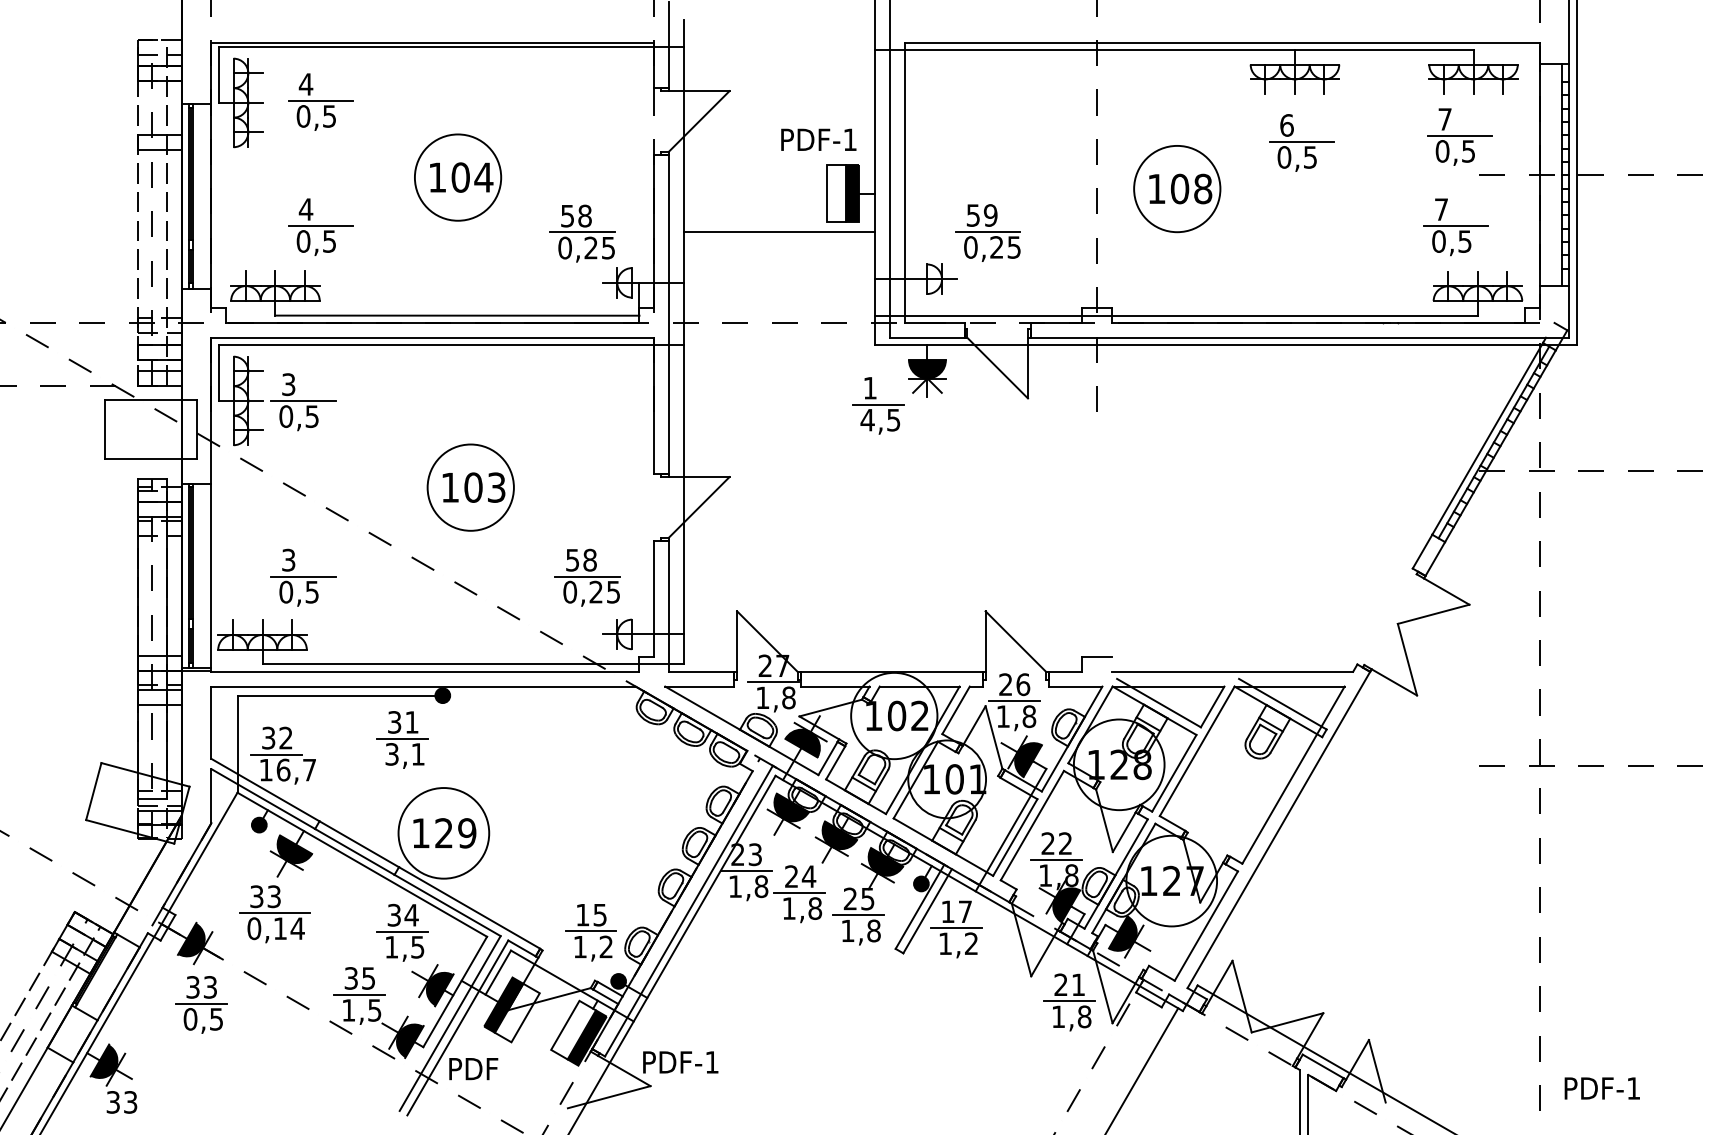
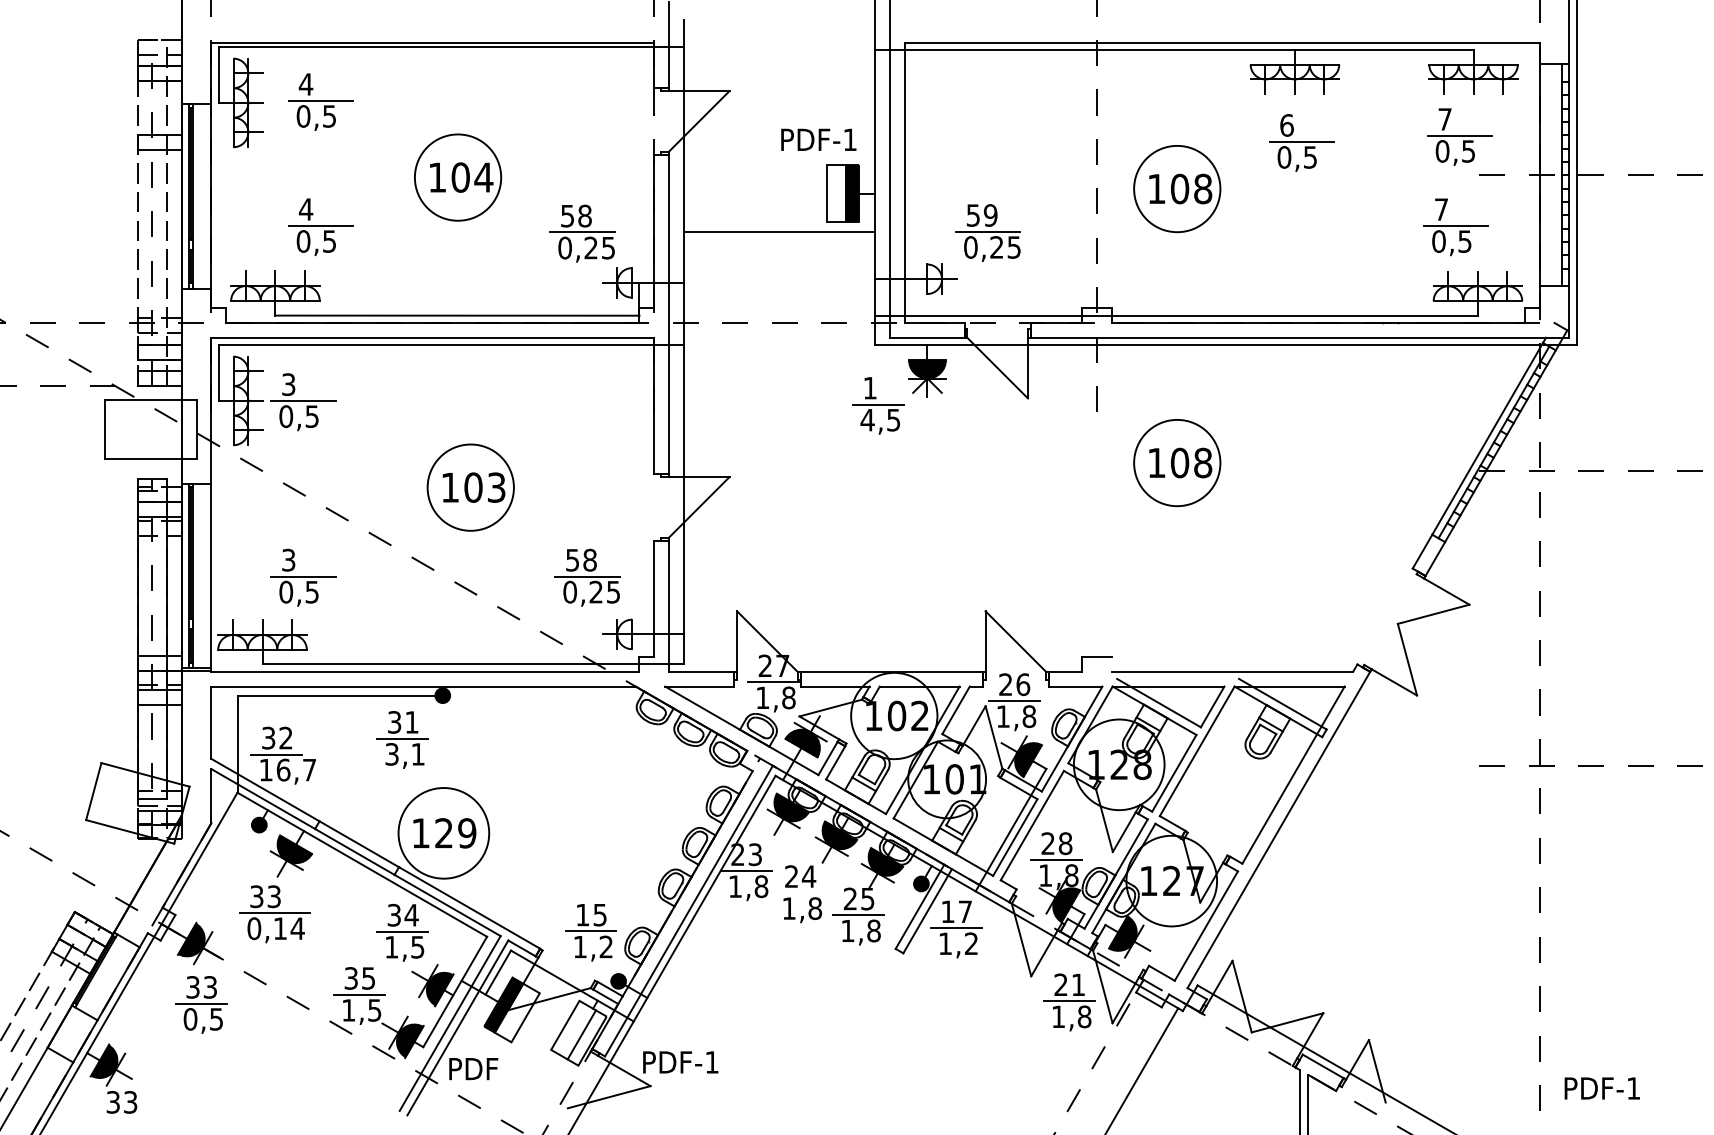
part: none -> present (1177, 463)
text: 22 -> 28 (1065, 843)
line: present -> none (799, 893)
fill: present -> none (586, 1037)
